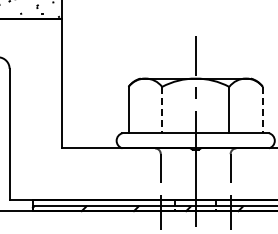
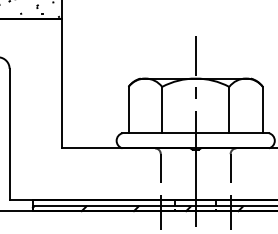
line: dashed -> solid (162, 110)
line: dashed -> solid (262, 110)
